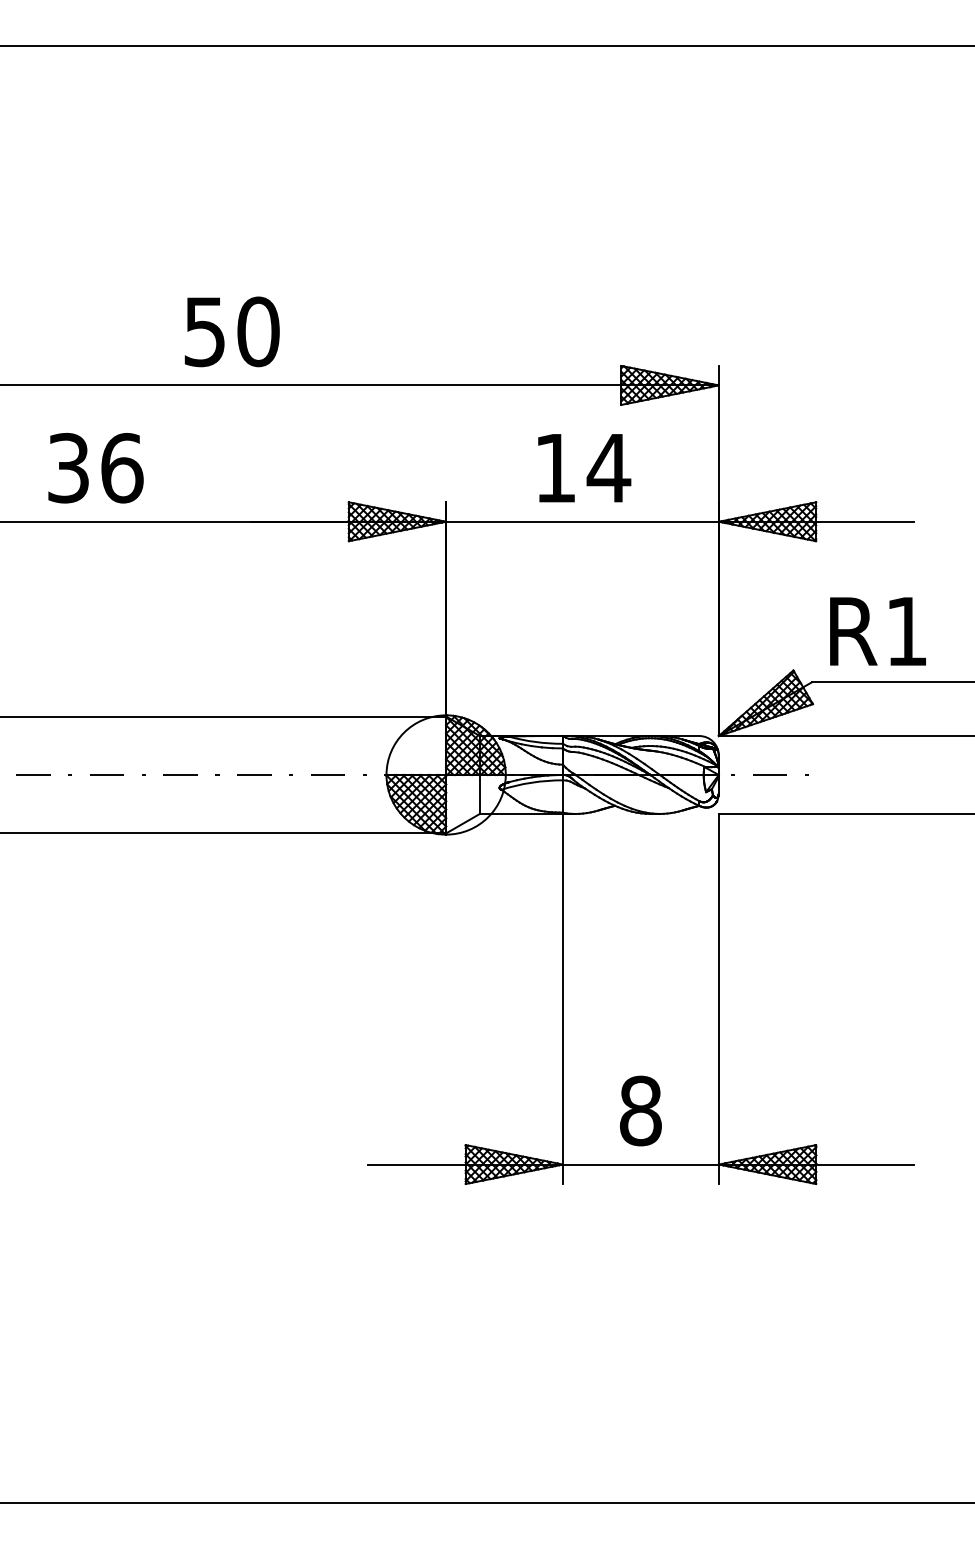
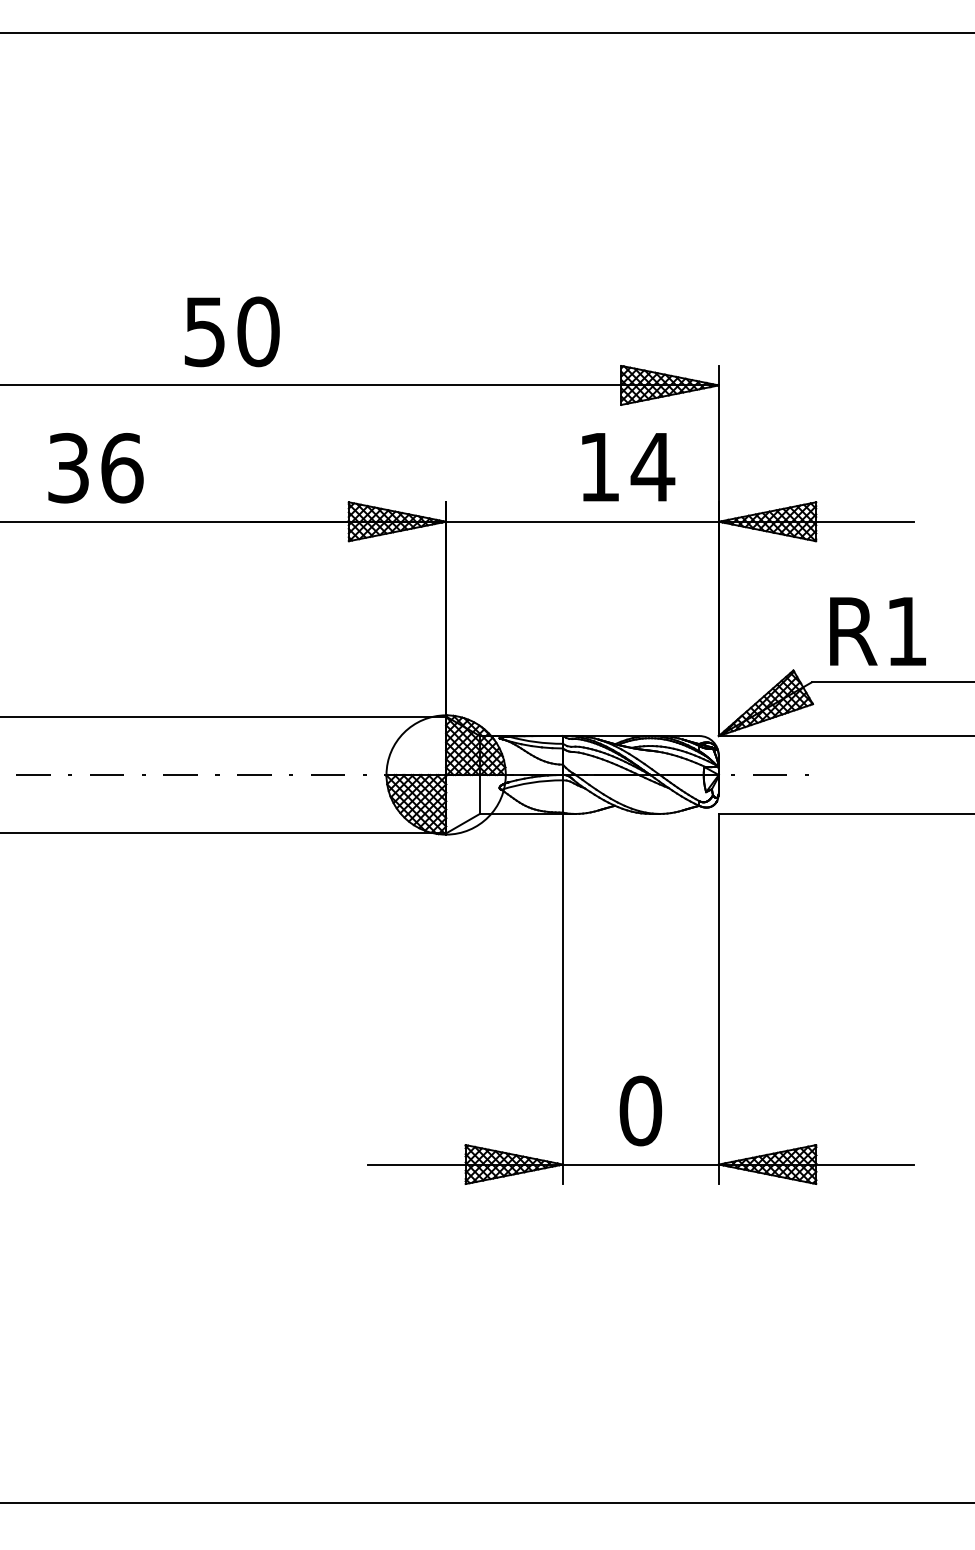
line position: (486, 46) -> (486, 33) (486, 33)
text position: (584, 468) -> (628, 467) (628, 467)
text: 8 -> 0 (640, 1111)
